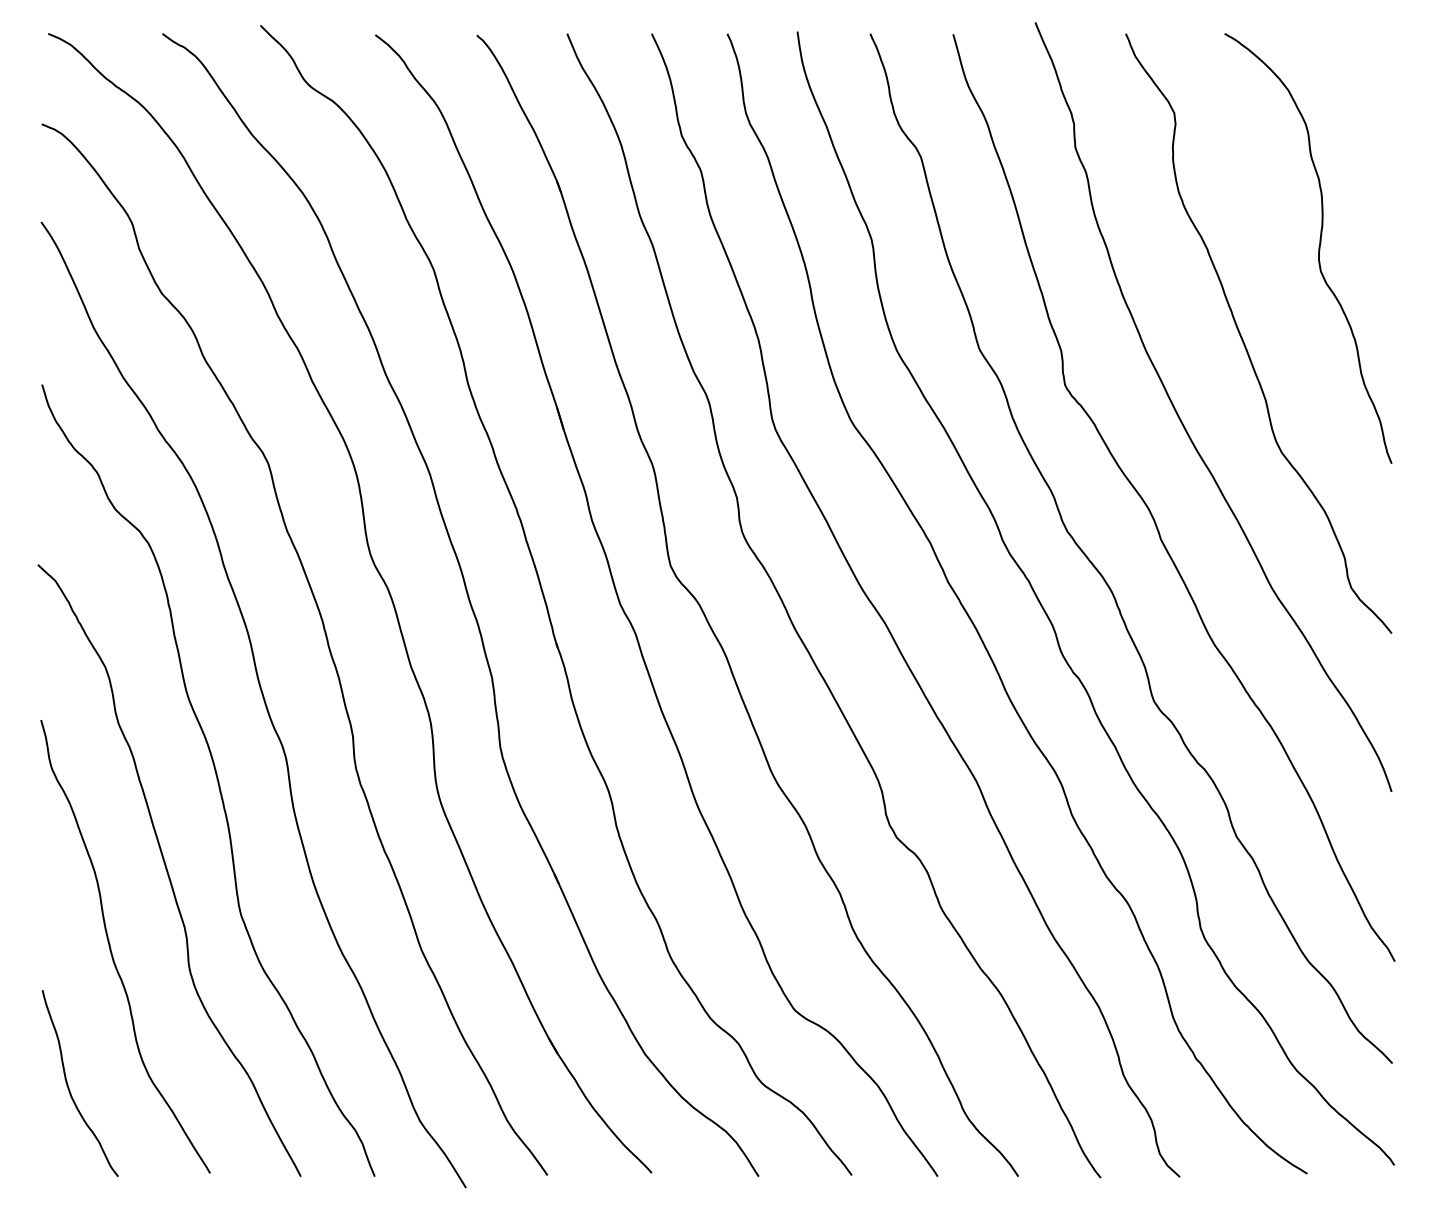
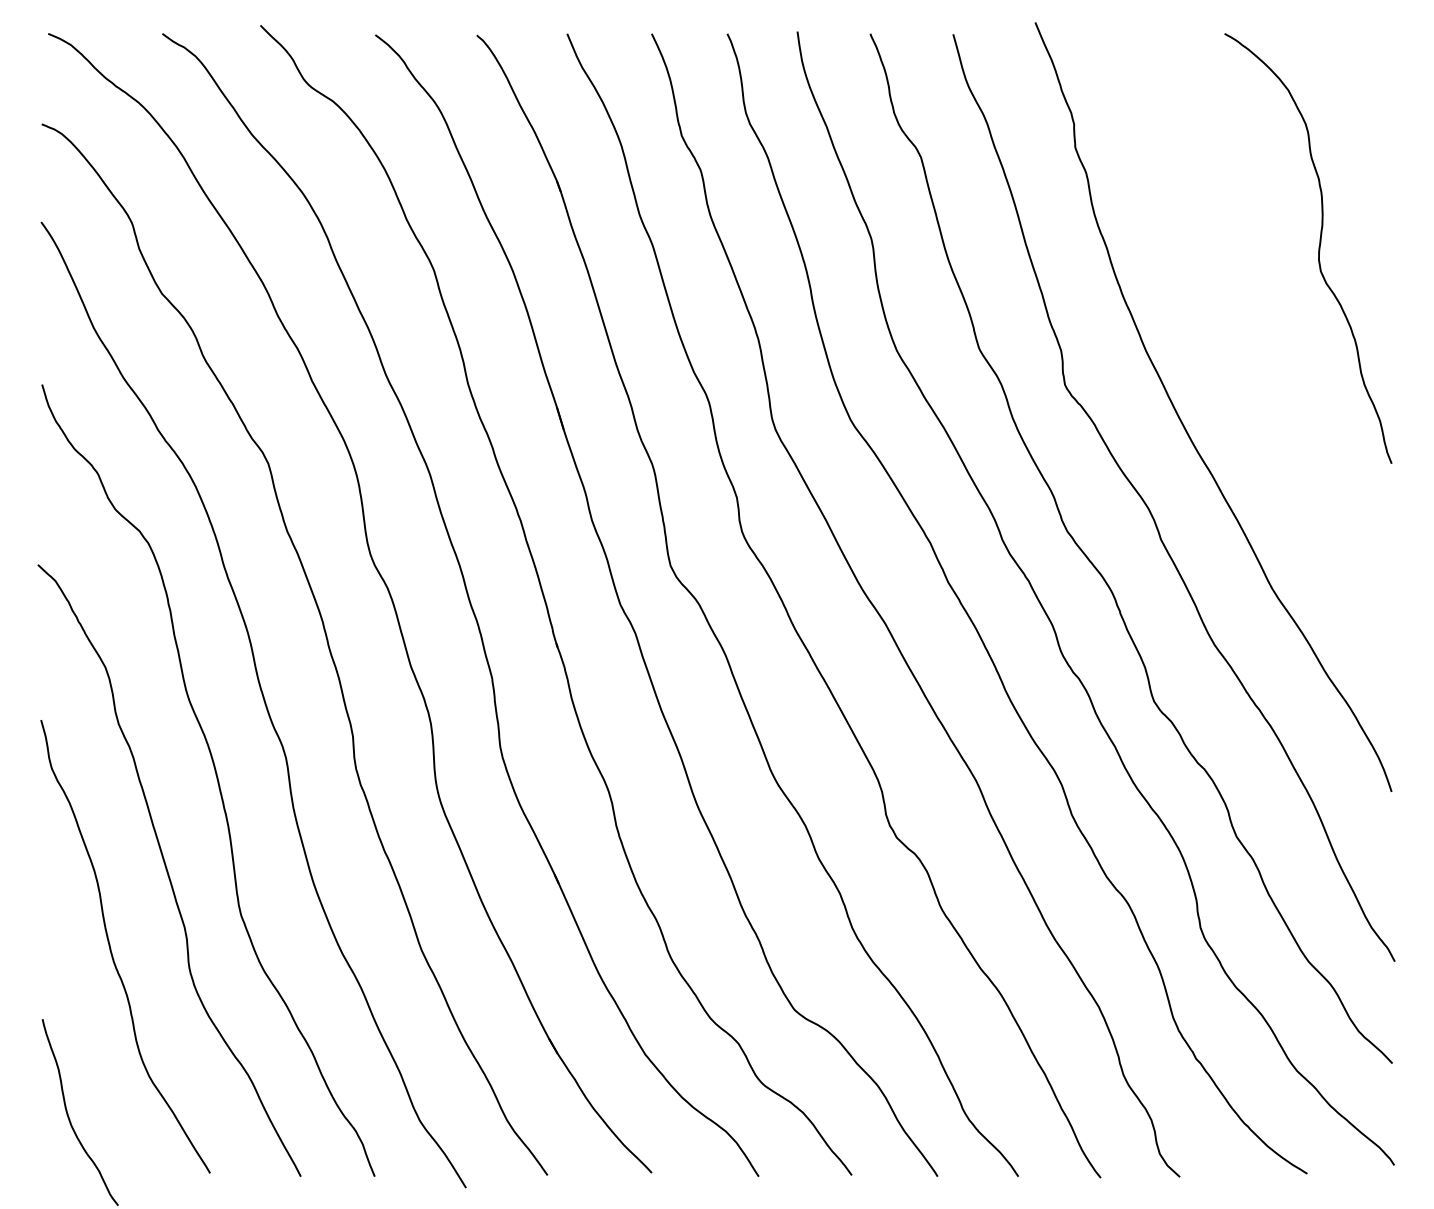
curve: present -> none (1244, 341)
curve position: (69, 1087) -> (69, 1116) (69, 1116)
